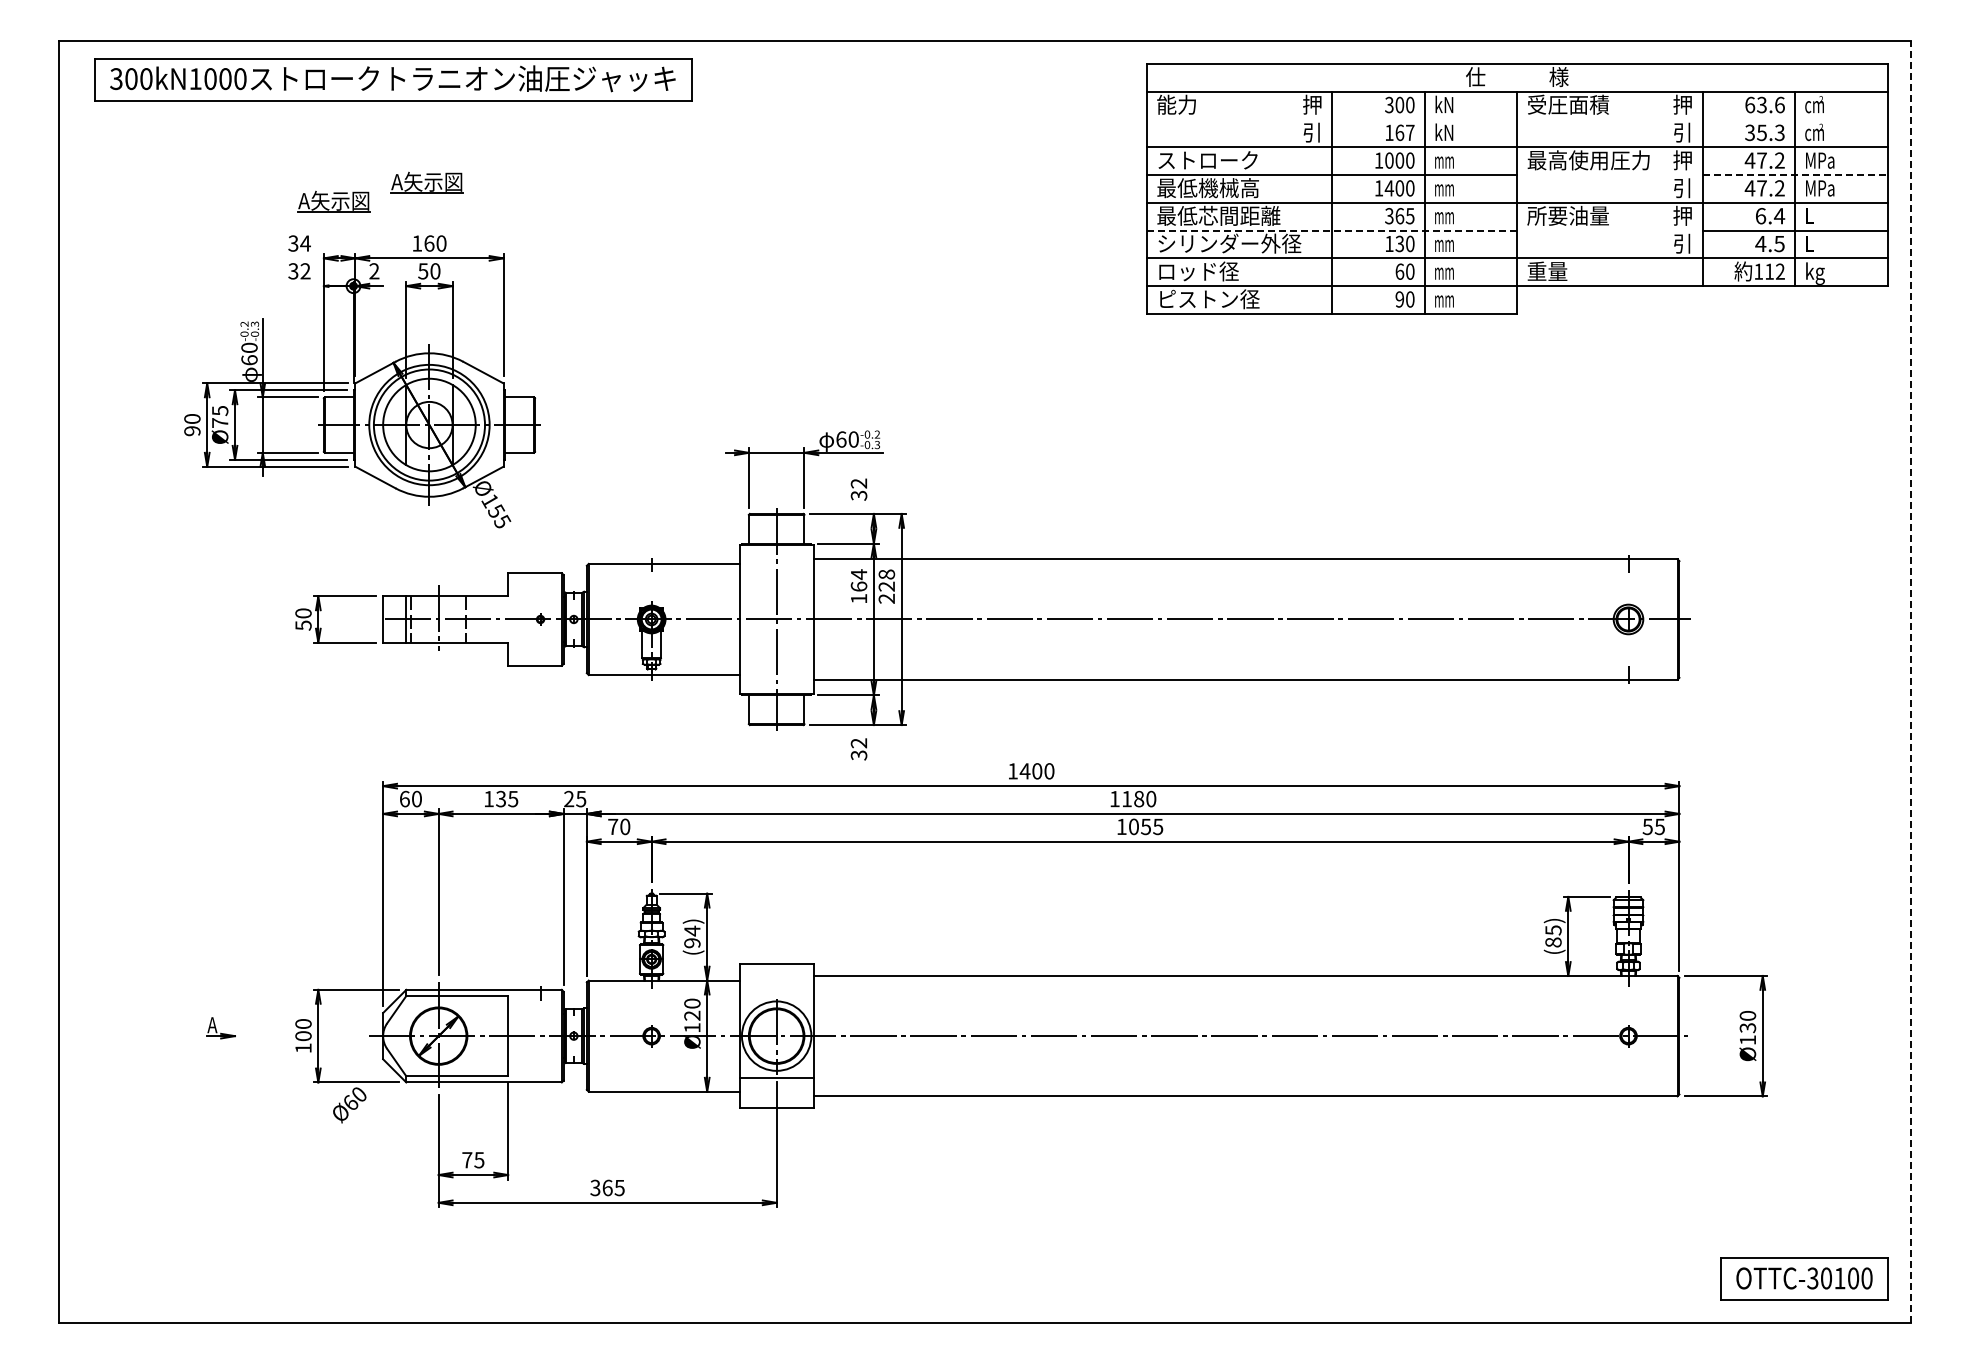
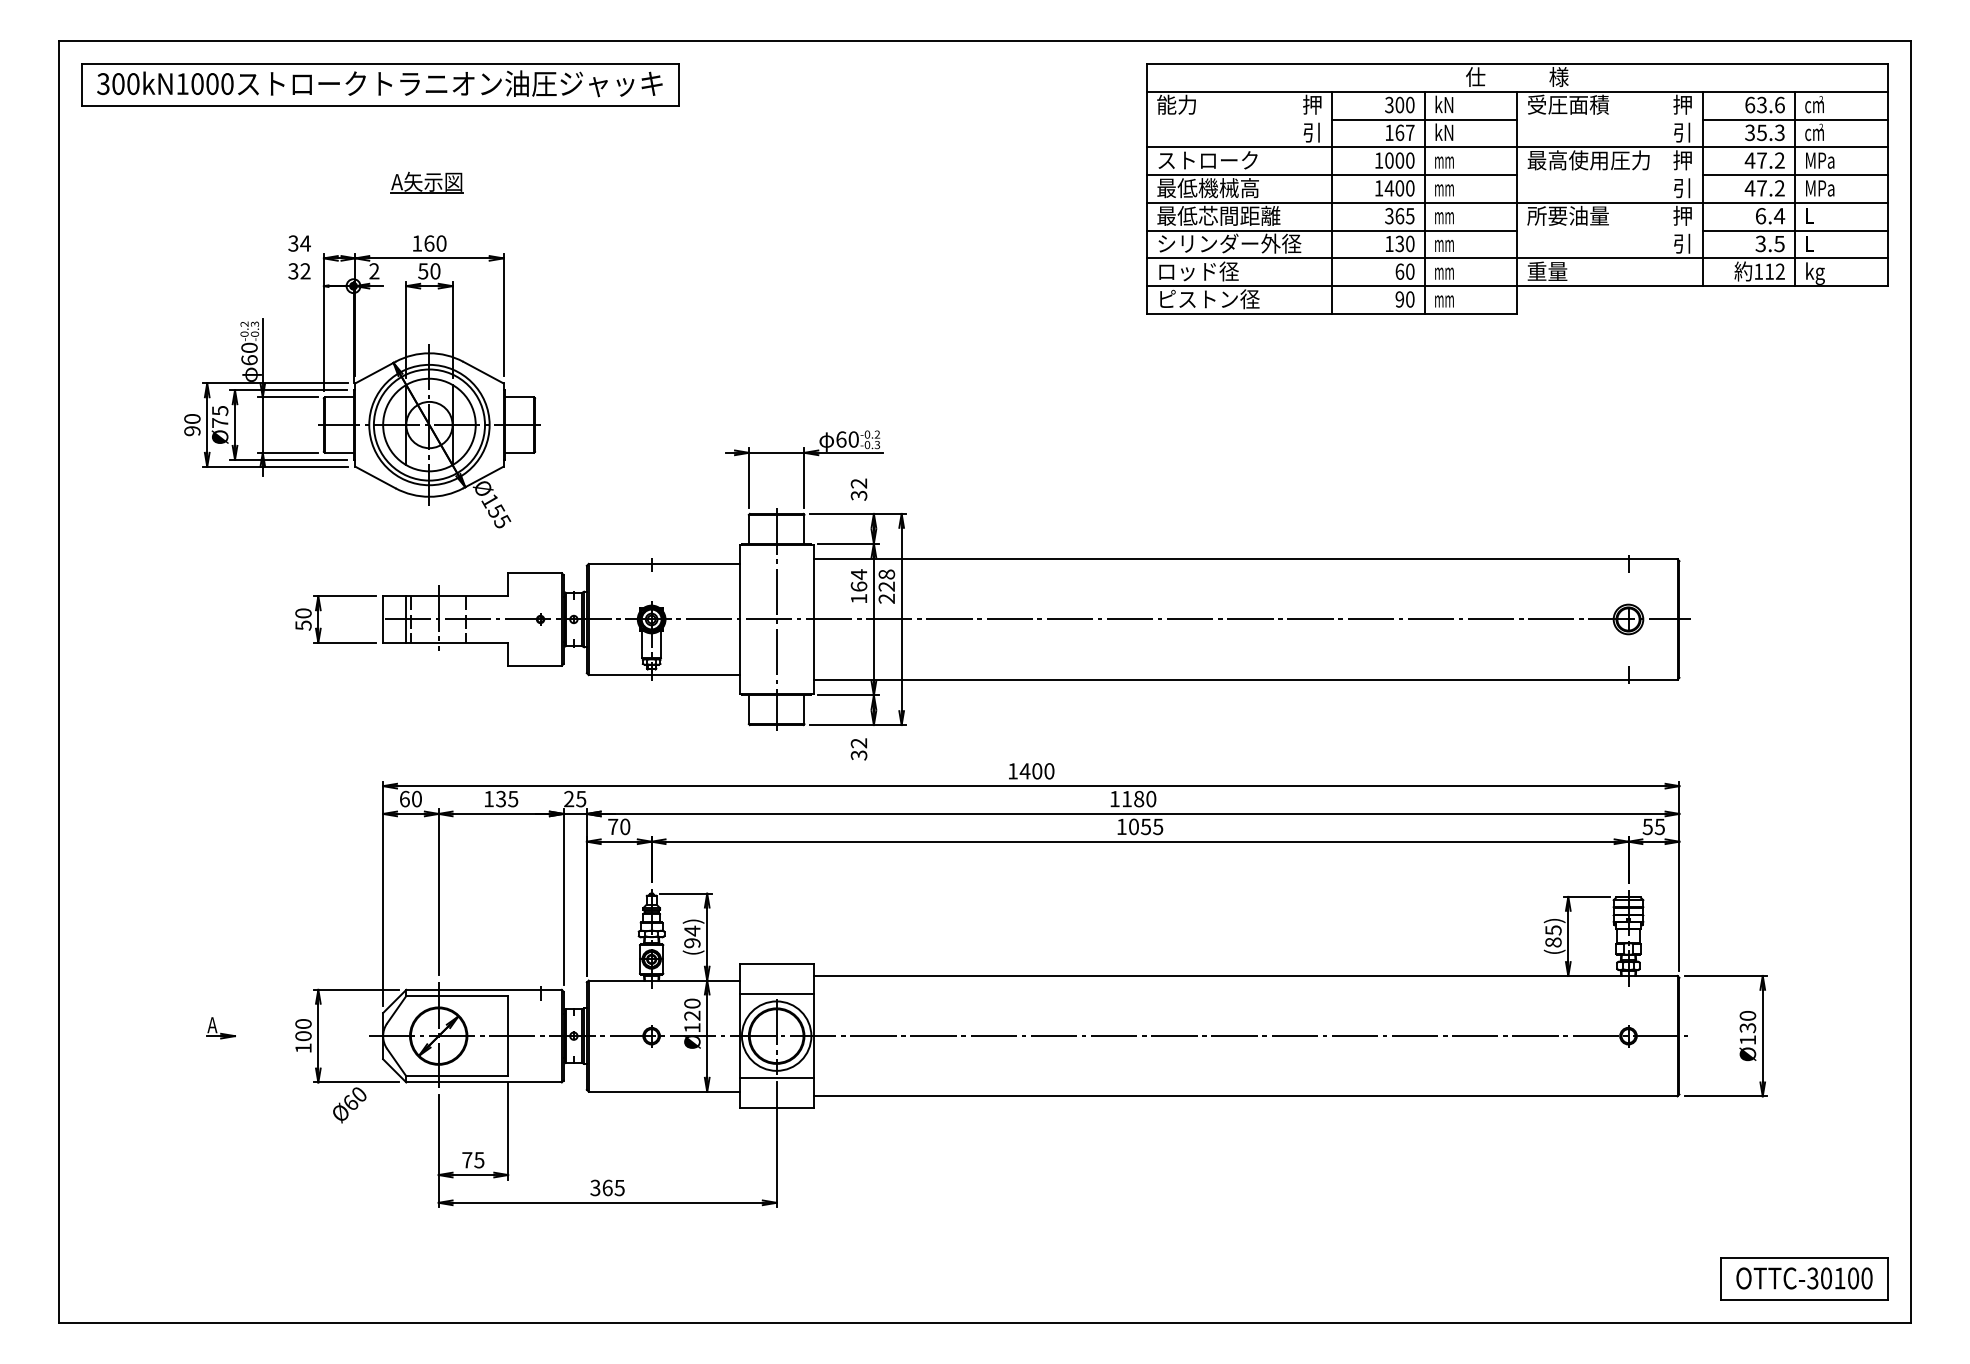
part position: (393, 79) -> (380, 84) (380, 84)
line: none -> present (1424, 119)
line: none -> present (1794, 119)
line: dashed -> solid (1795, 175)
part: present -> none (333, 201)
line: dashed -> solid (1332, 230)
text: 4.5 -> 3.5 (1760, 243)
line: dashed -> solid (1910, 681)
line: none -> present (776, 994)
